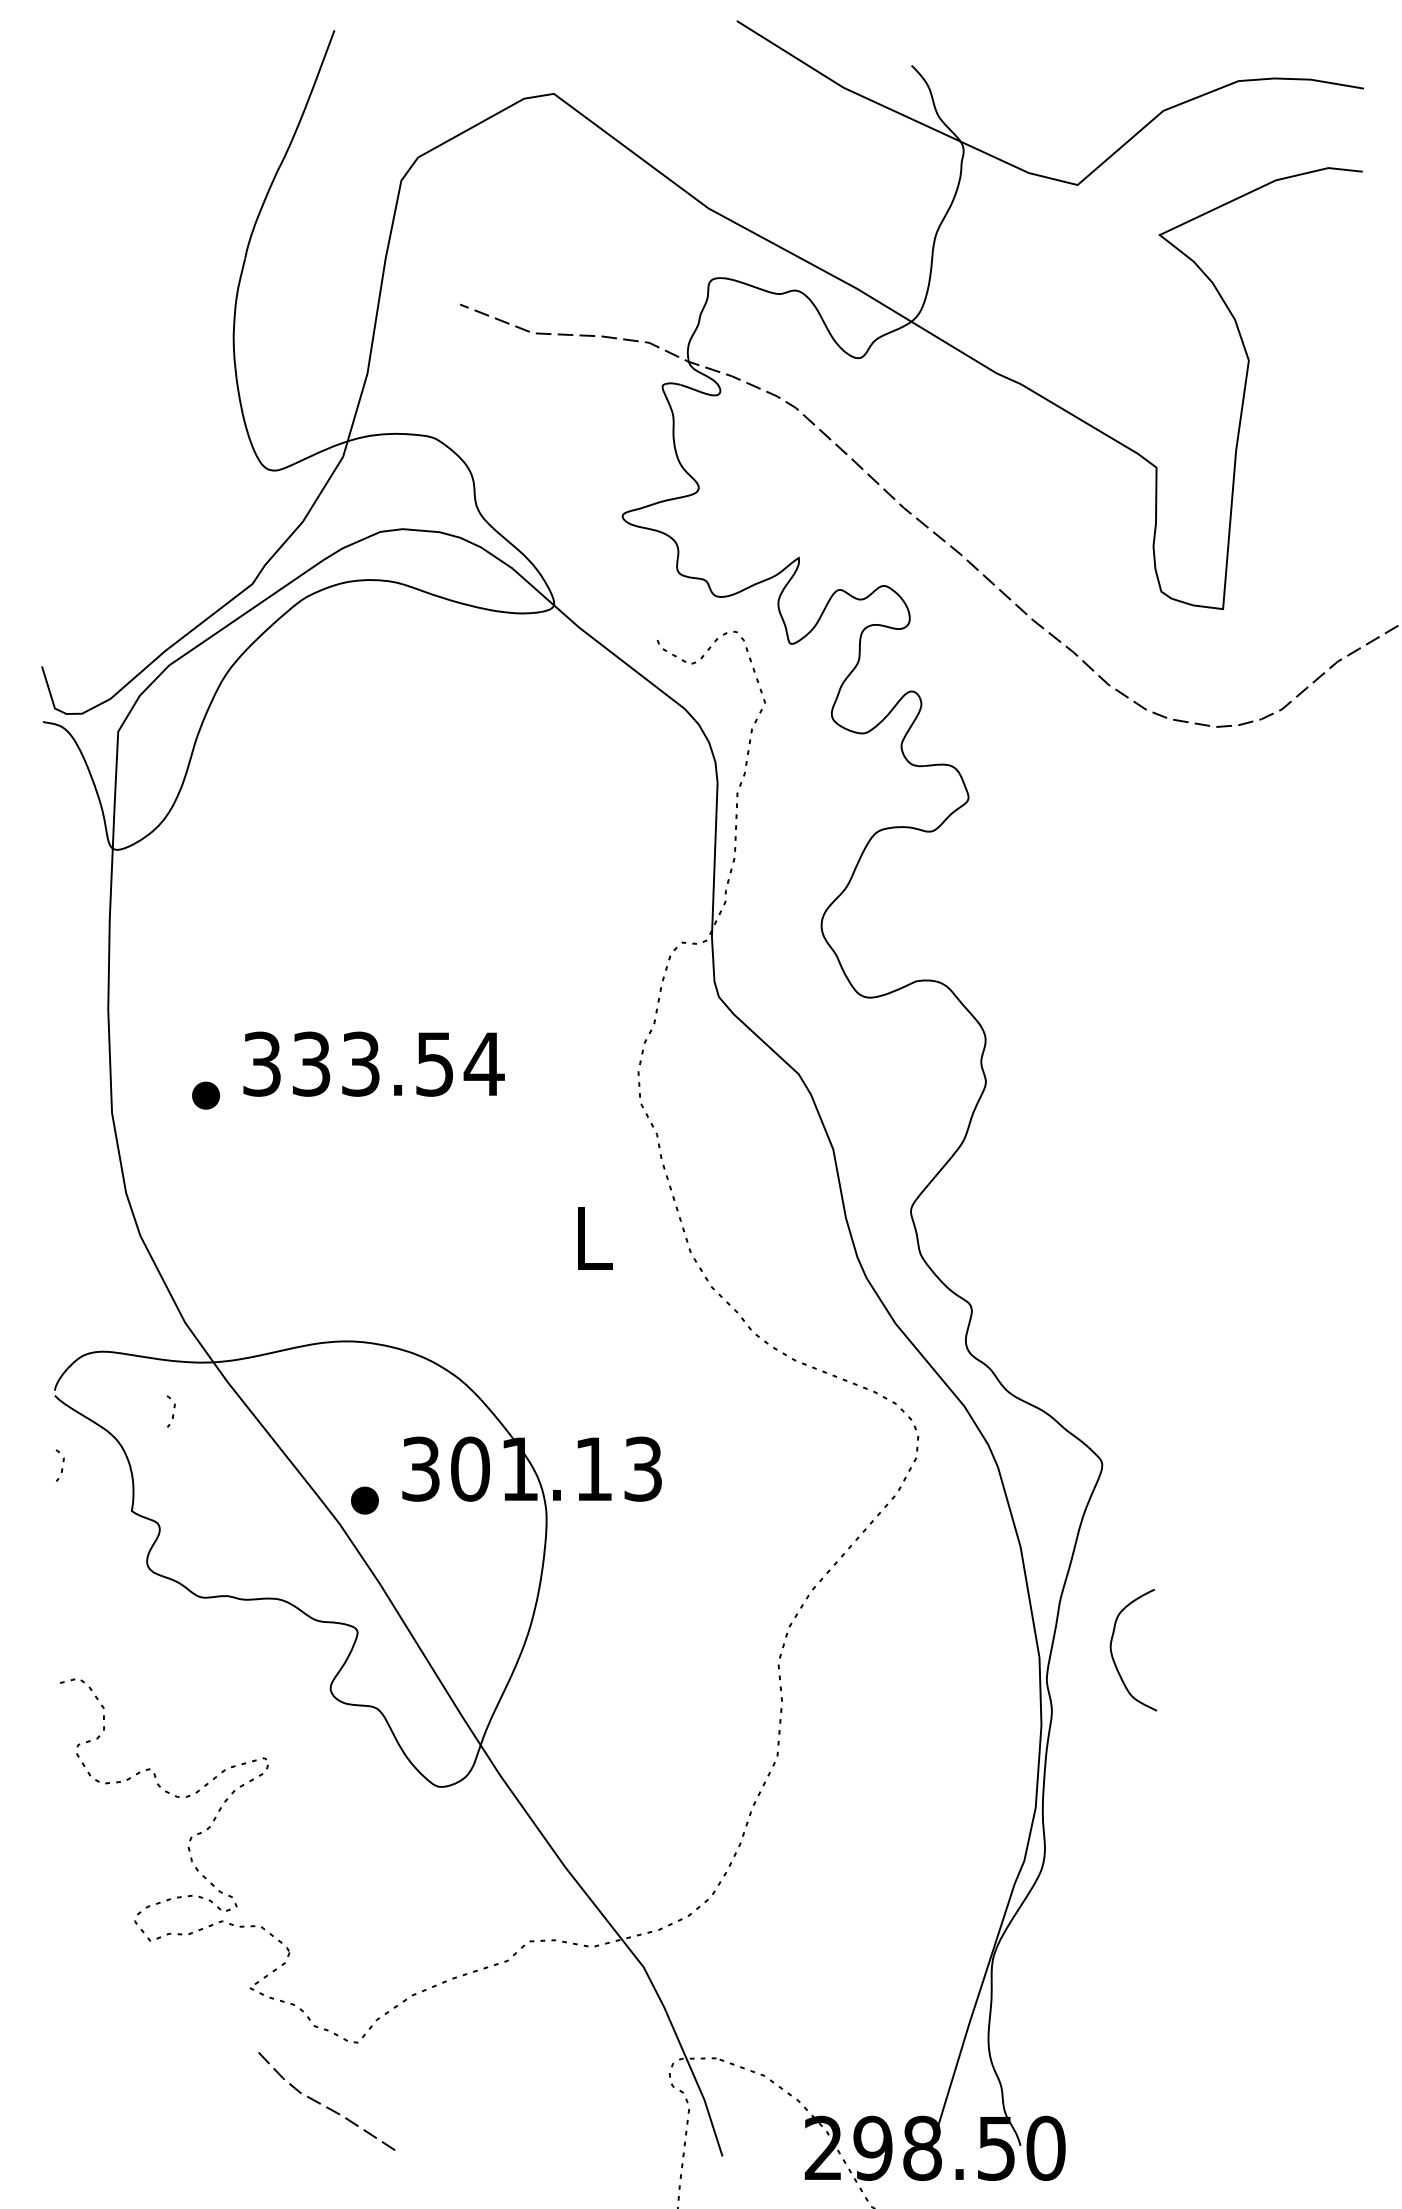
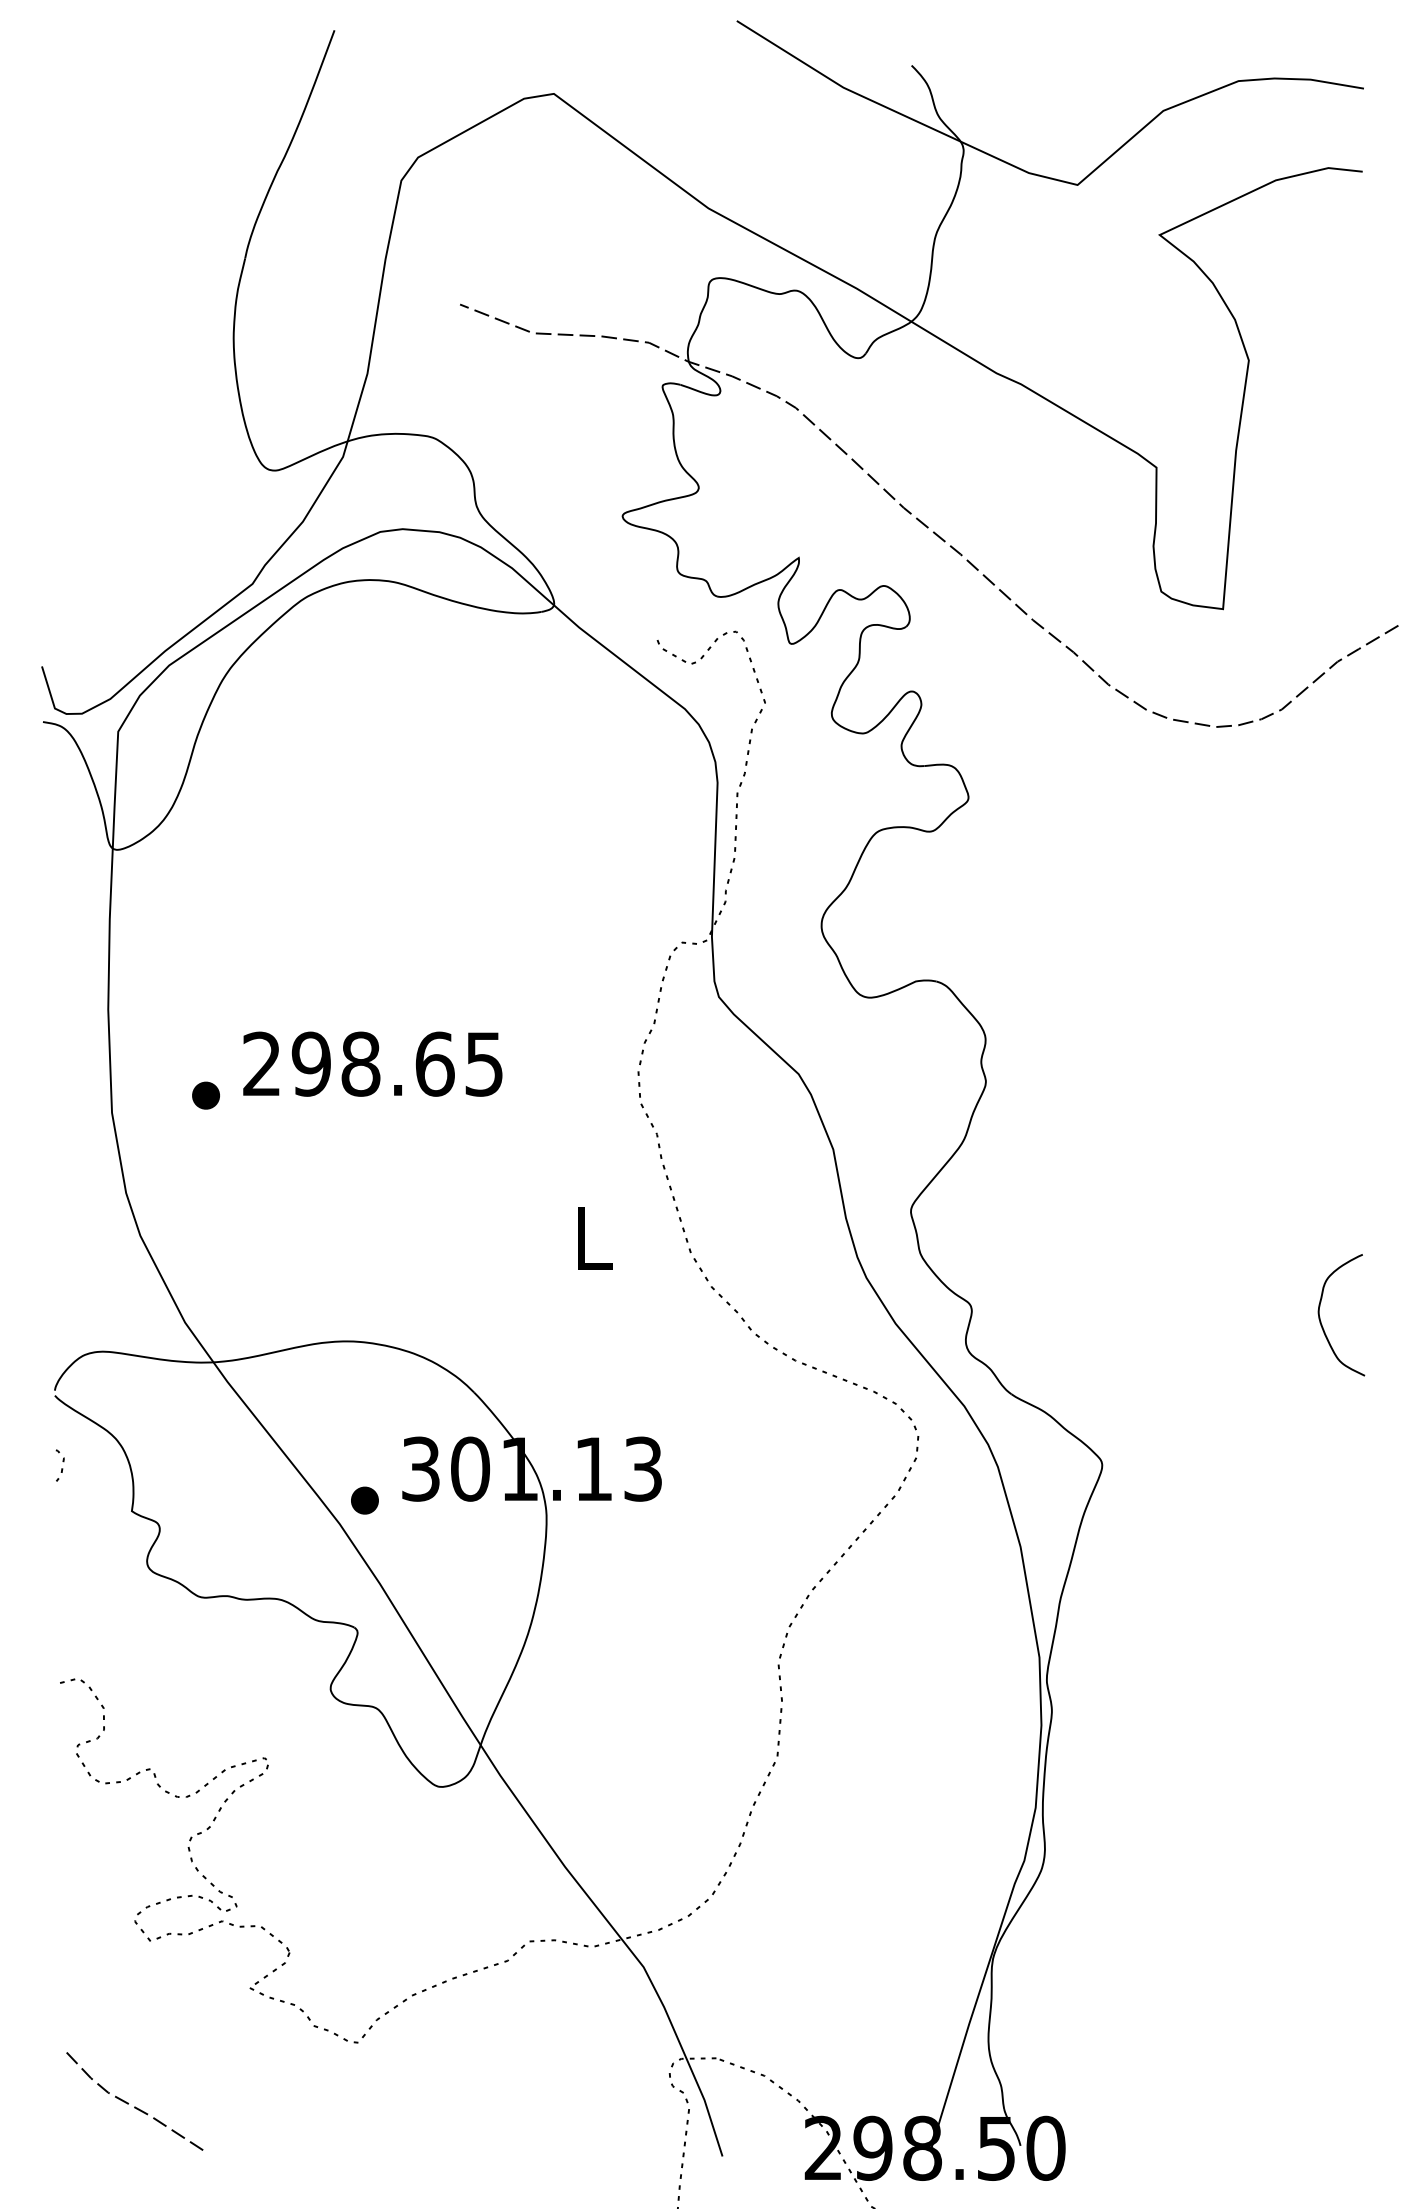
text: 333.54 -> 298.65 (373, 1063)
line: present -> none (172, 1414)
curve position: (1113, 1656) -> (1321, 1321) (1321, 1321)
line position: (326, 2106) -> (134, 2106) (134, 2106)
